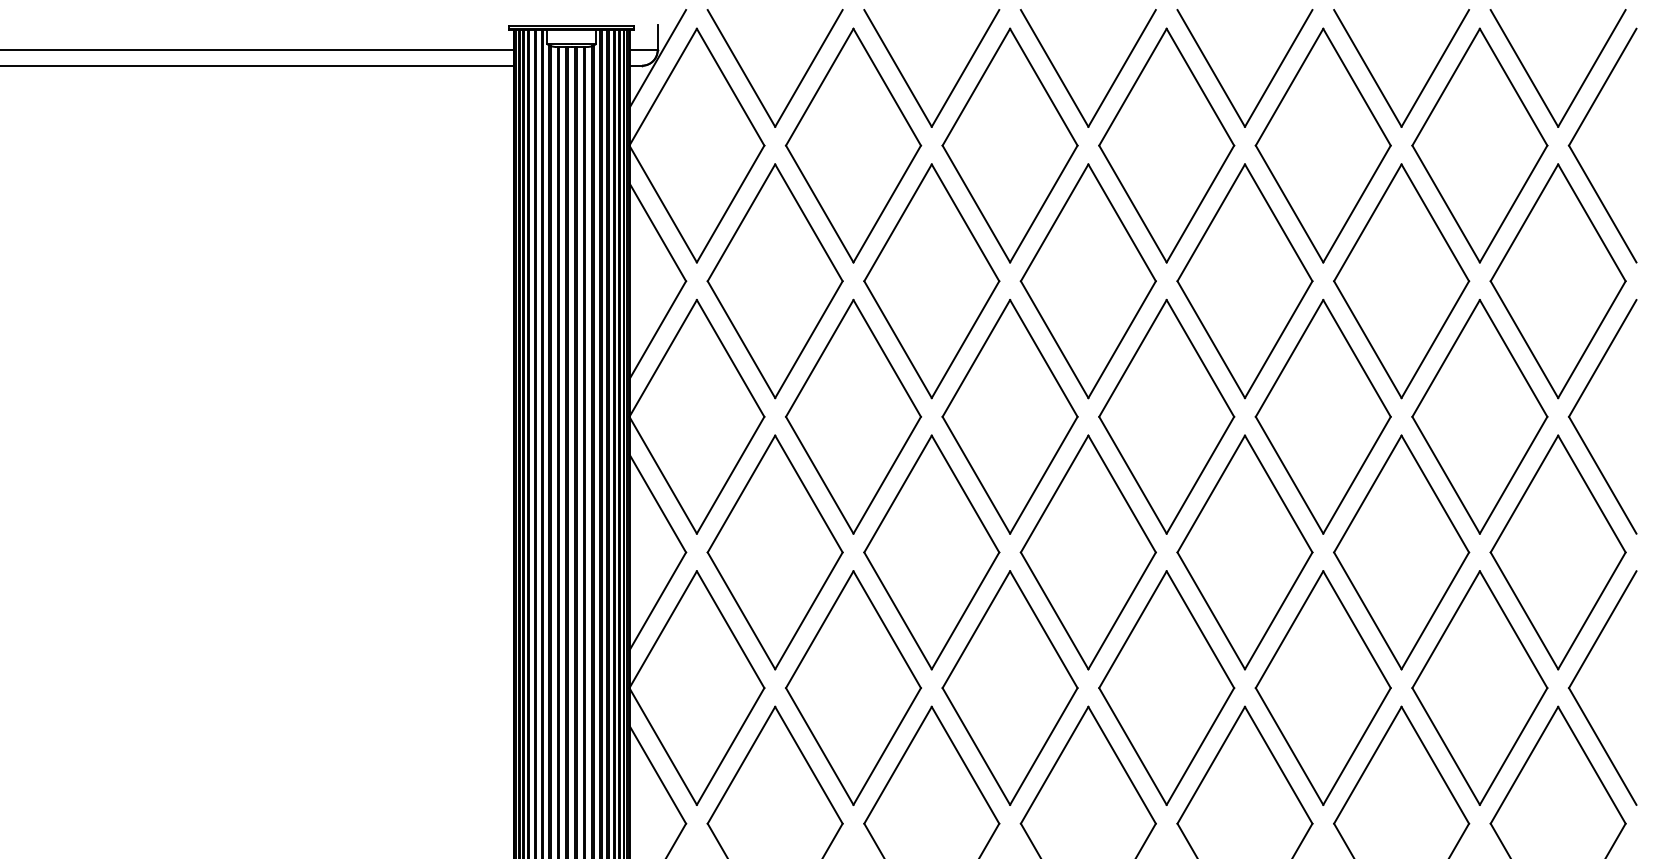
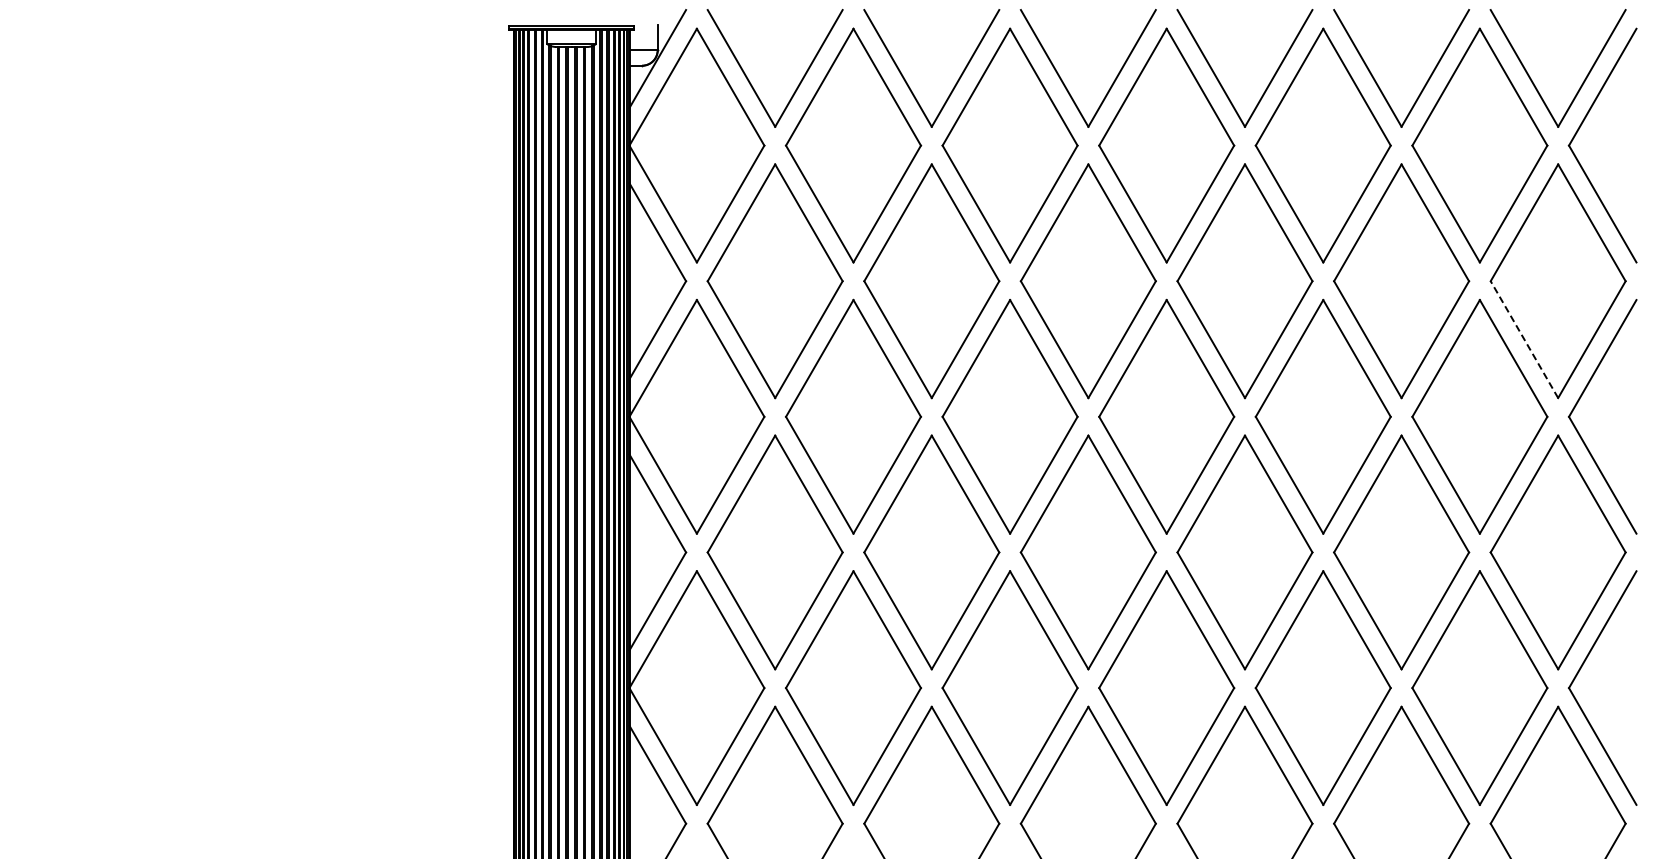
line: present -> none (257, 50)
line: present -> none (257, 65)
line: solid -> dashed (1524, 339)
